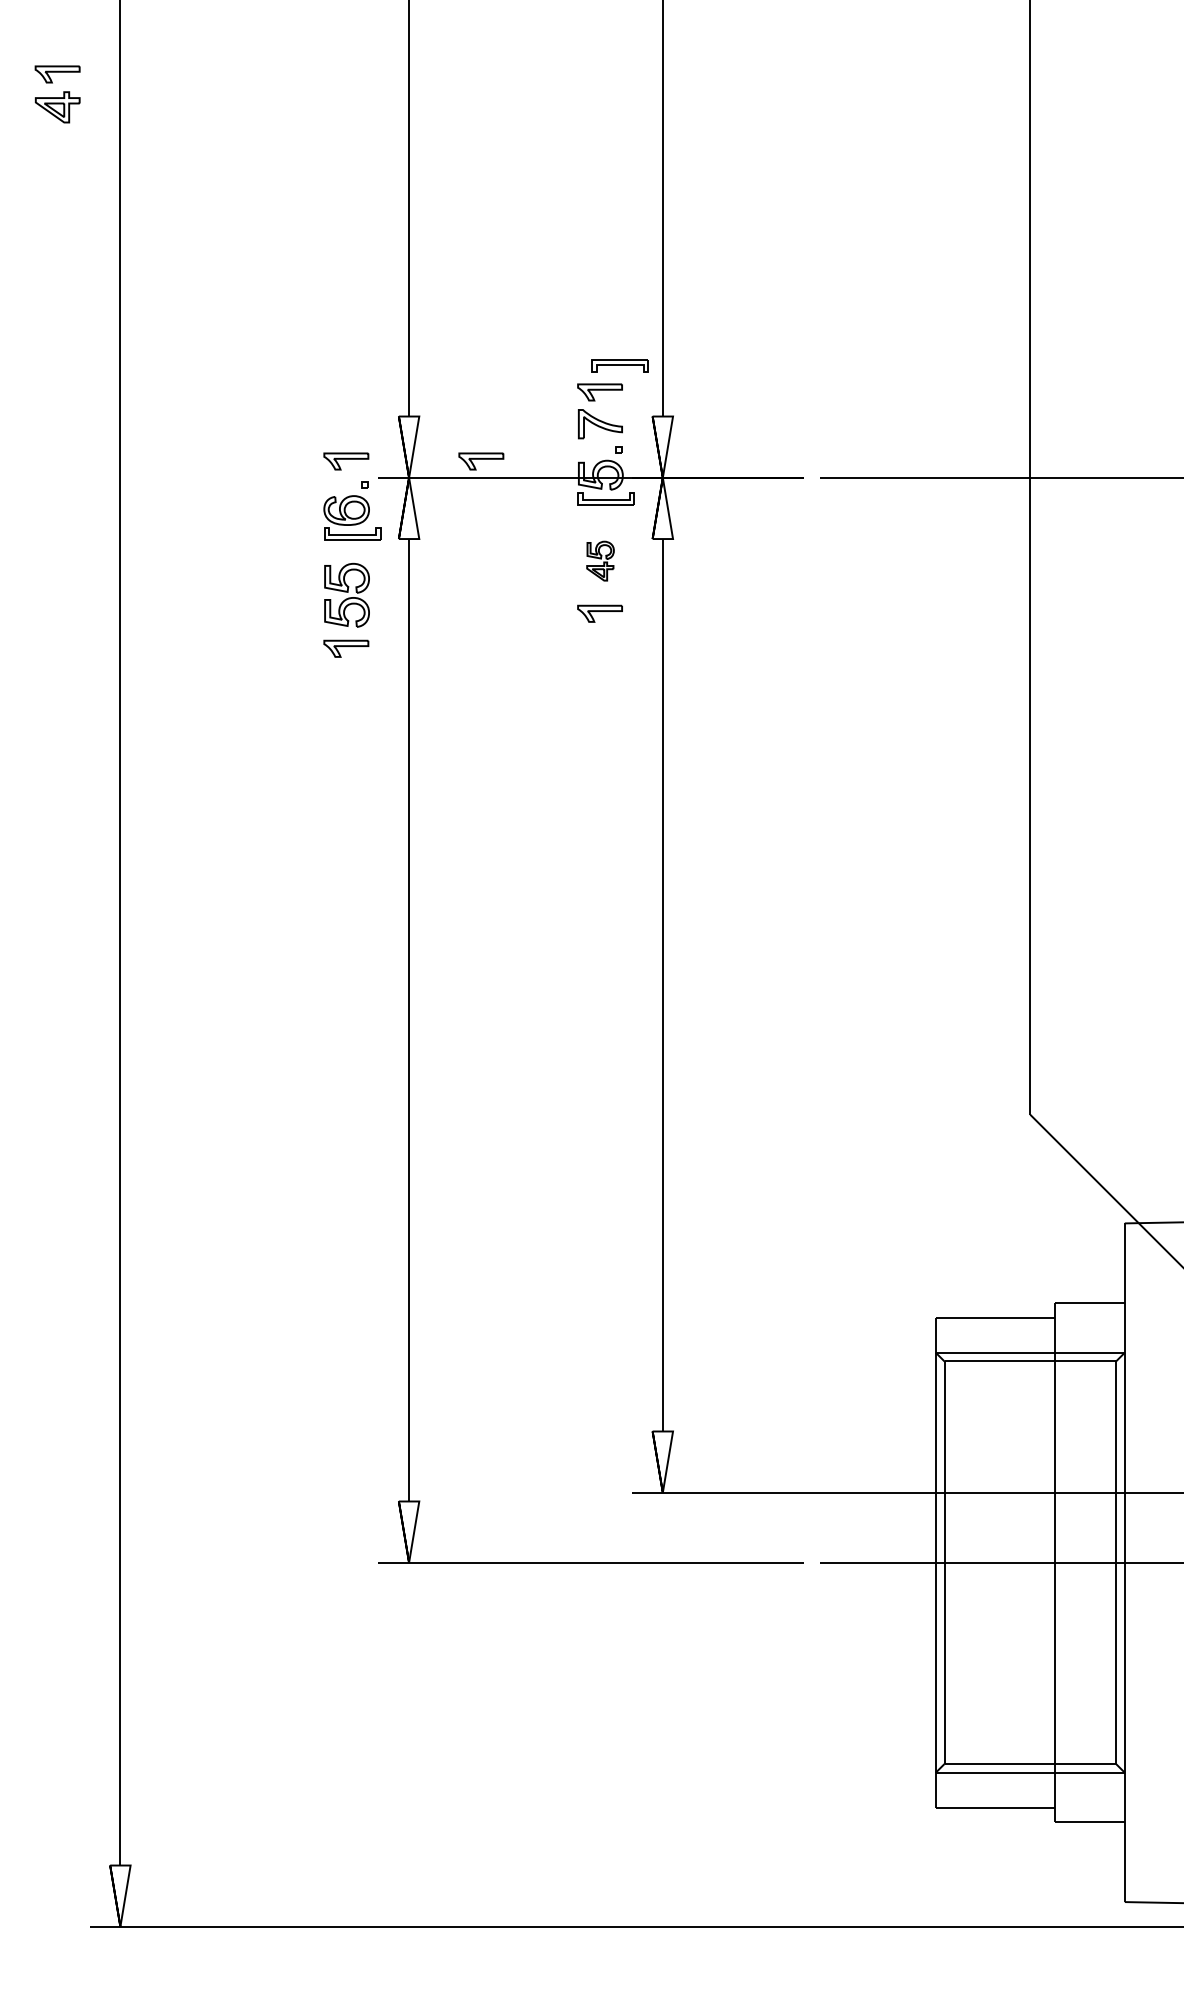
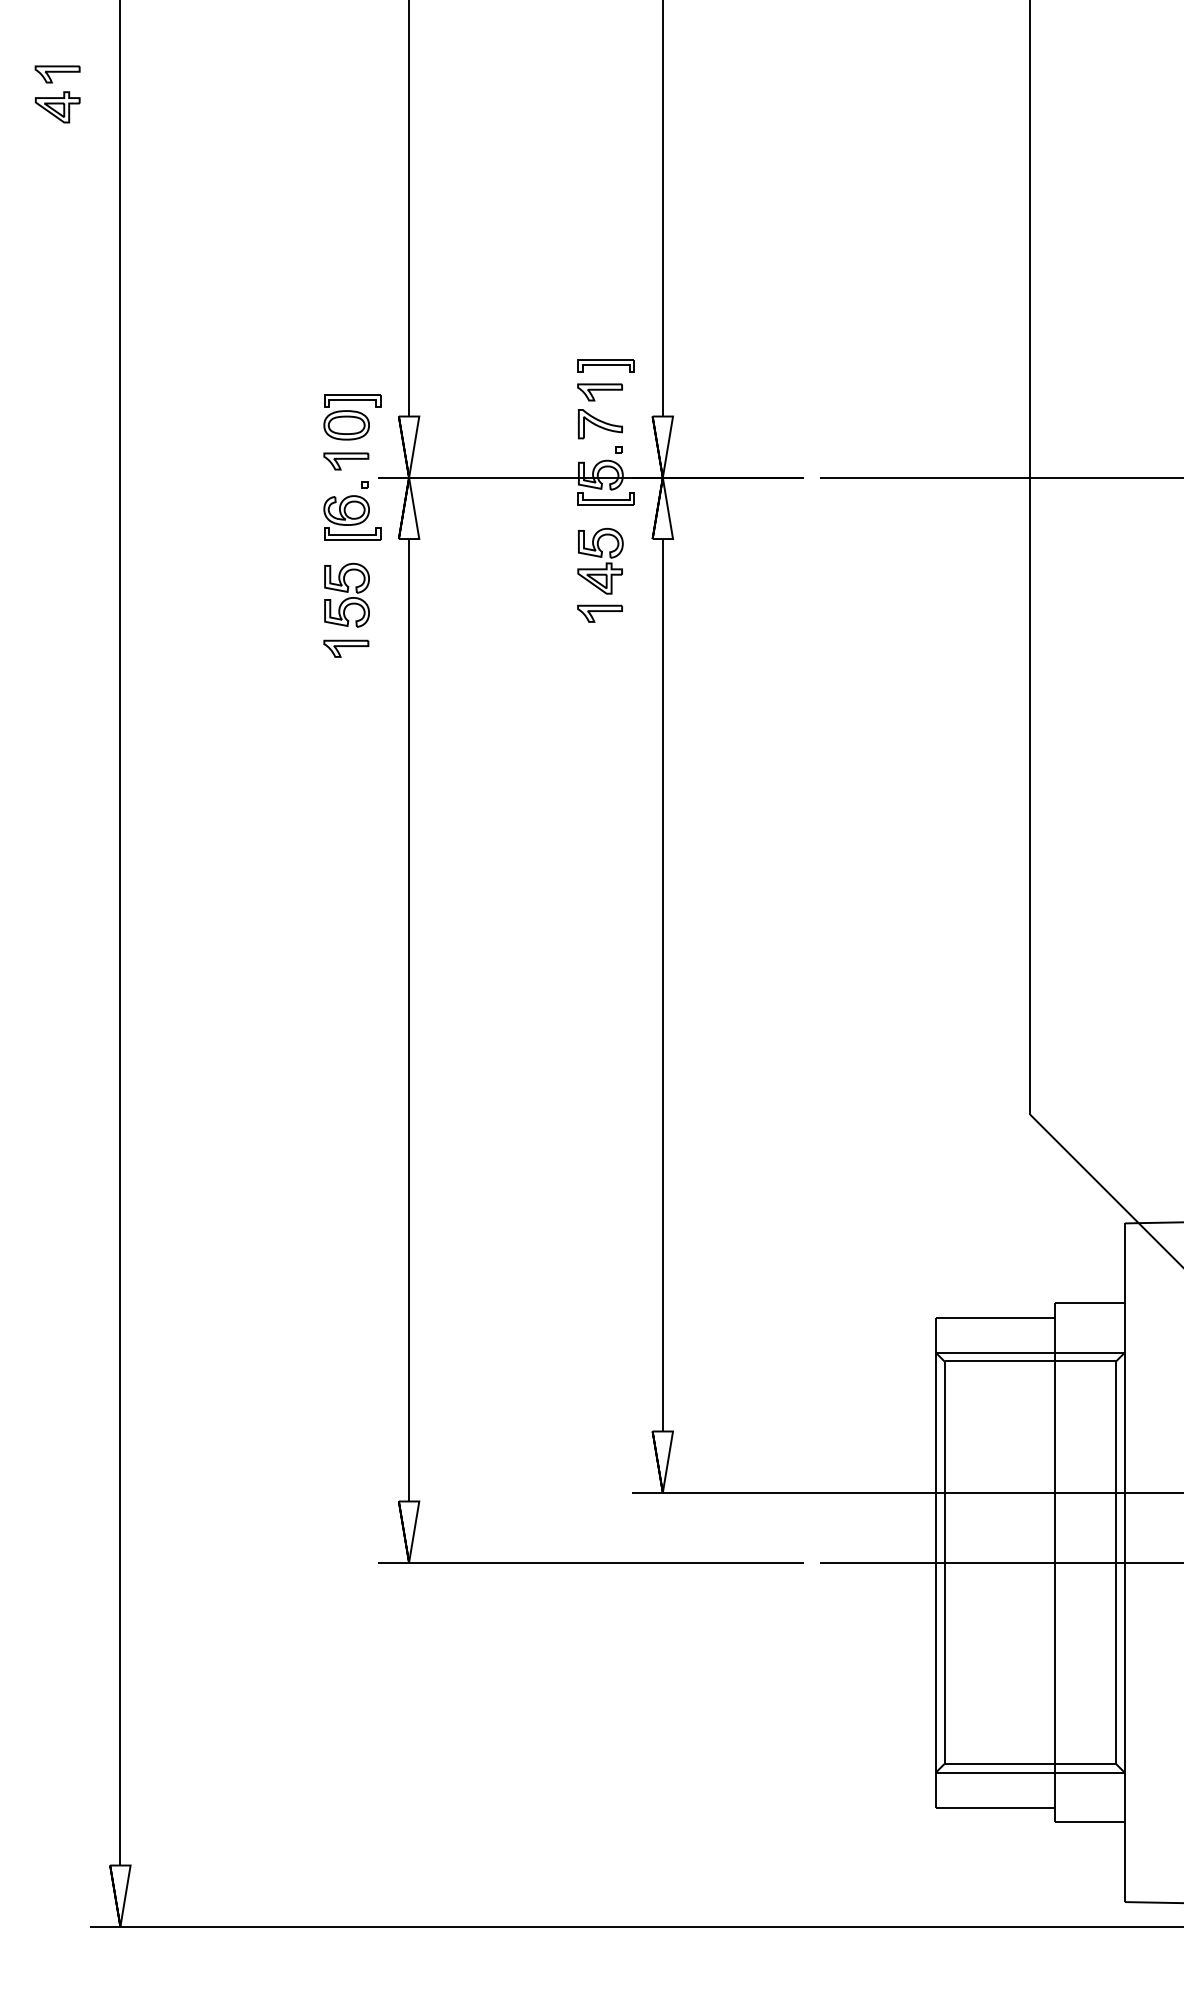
part position: (619, 365) -> (605, 365) (605, 365)
part: none -> present (352, 417)
part: present -> none (481, 461)
part size: 29x42 px -> 47x68 px (600, 560)
